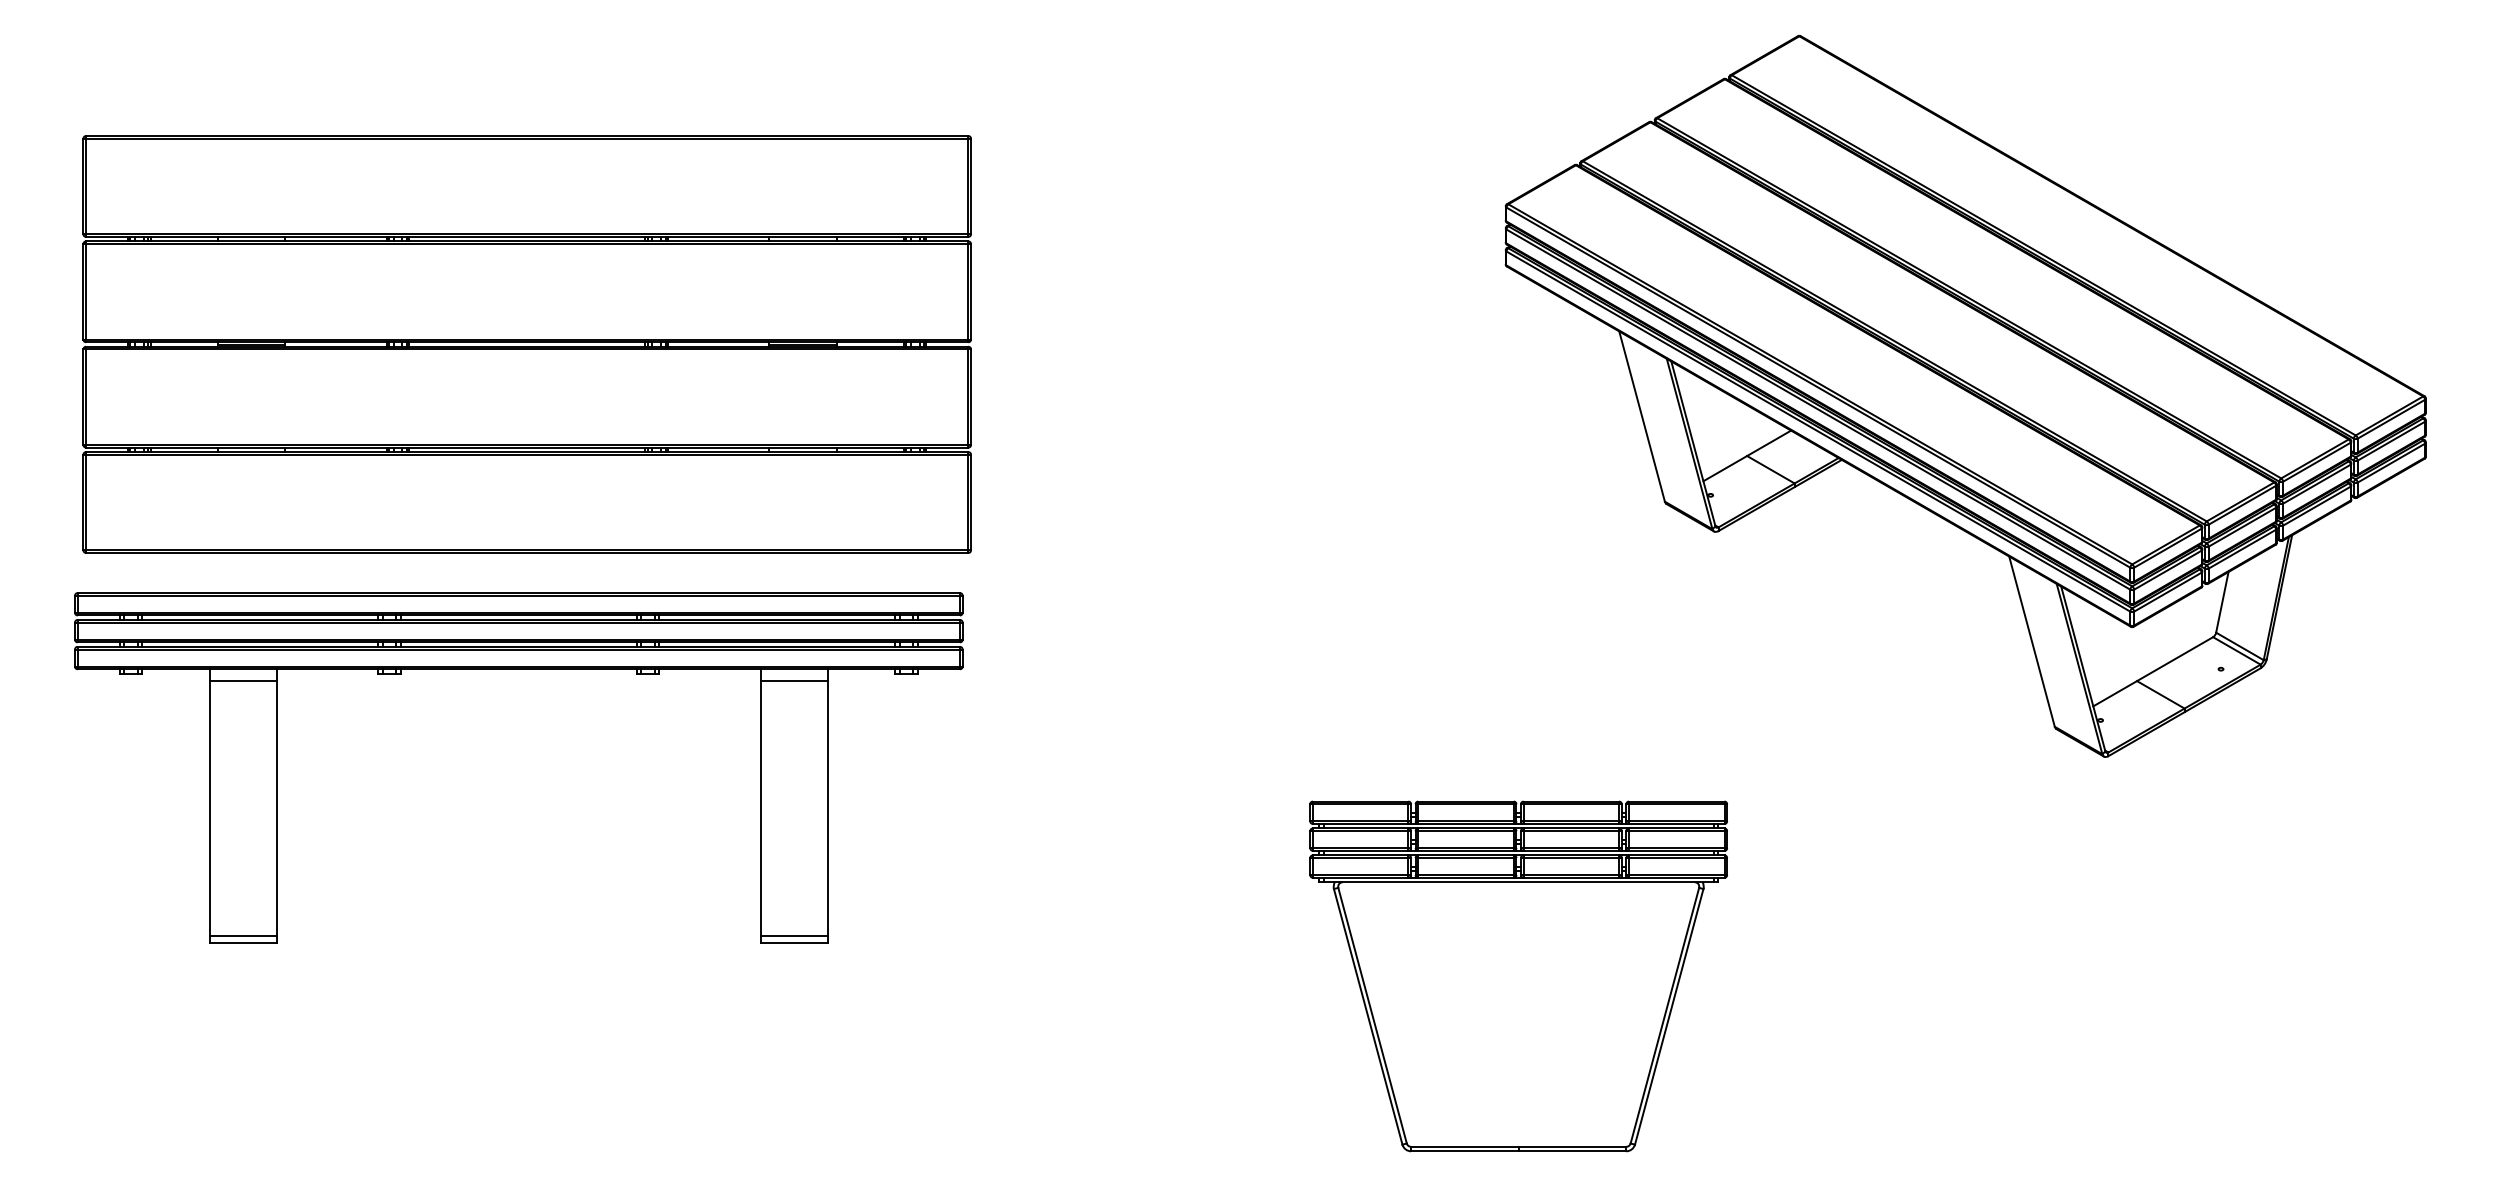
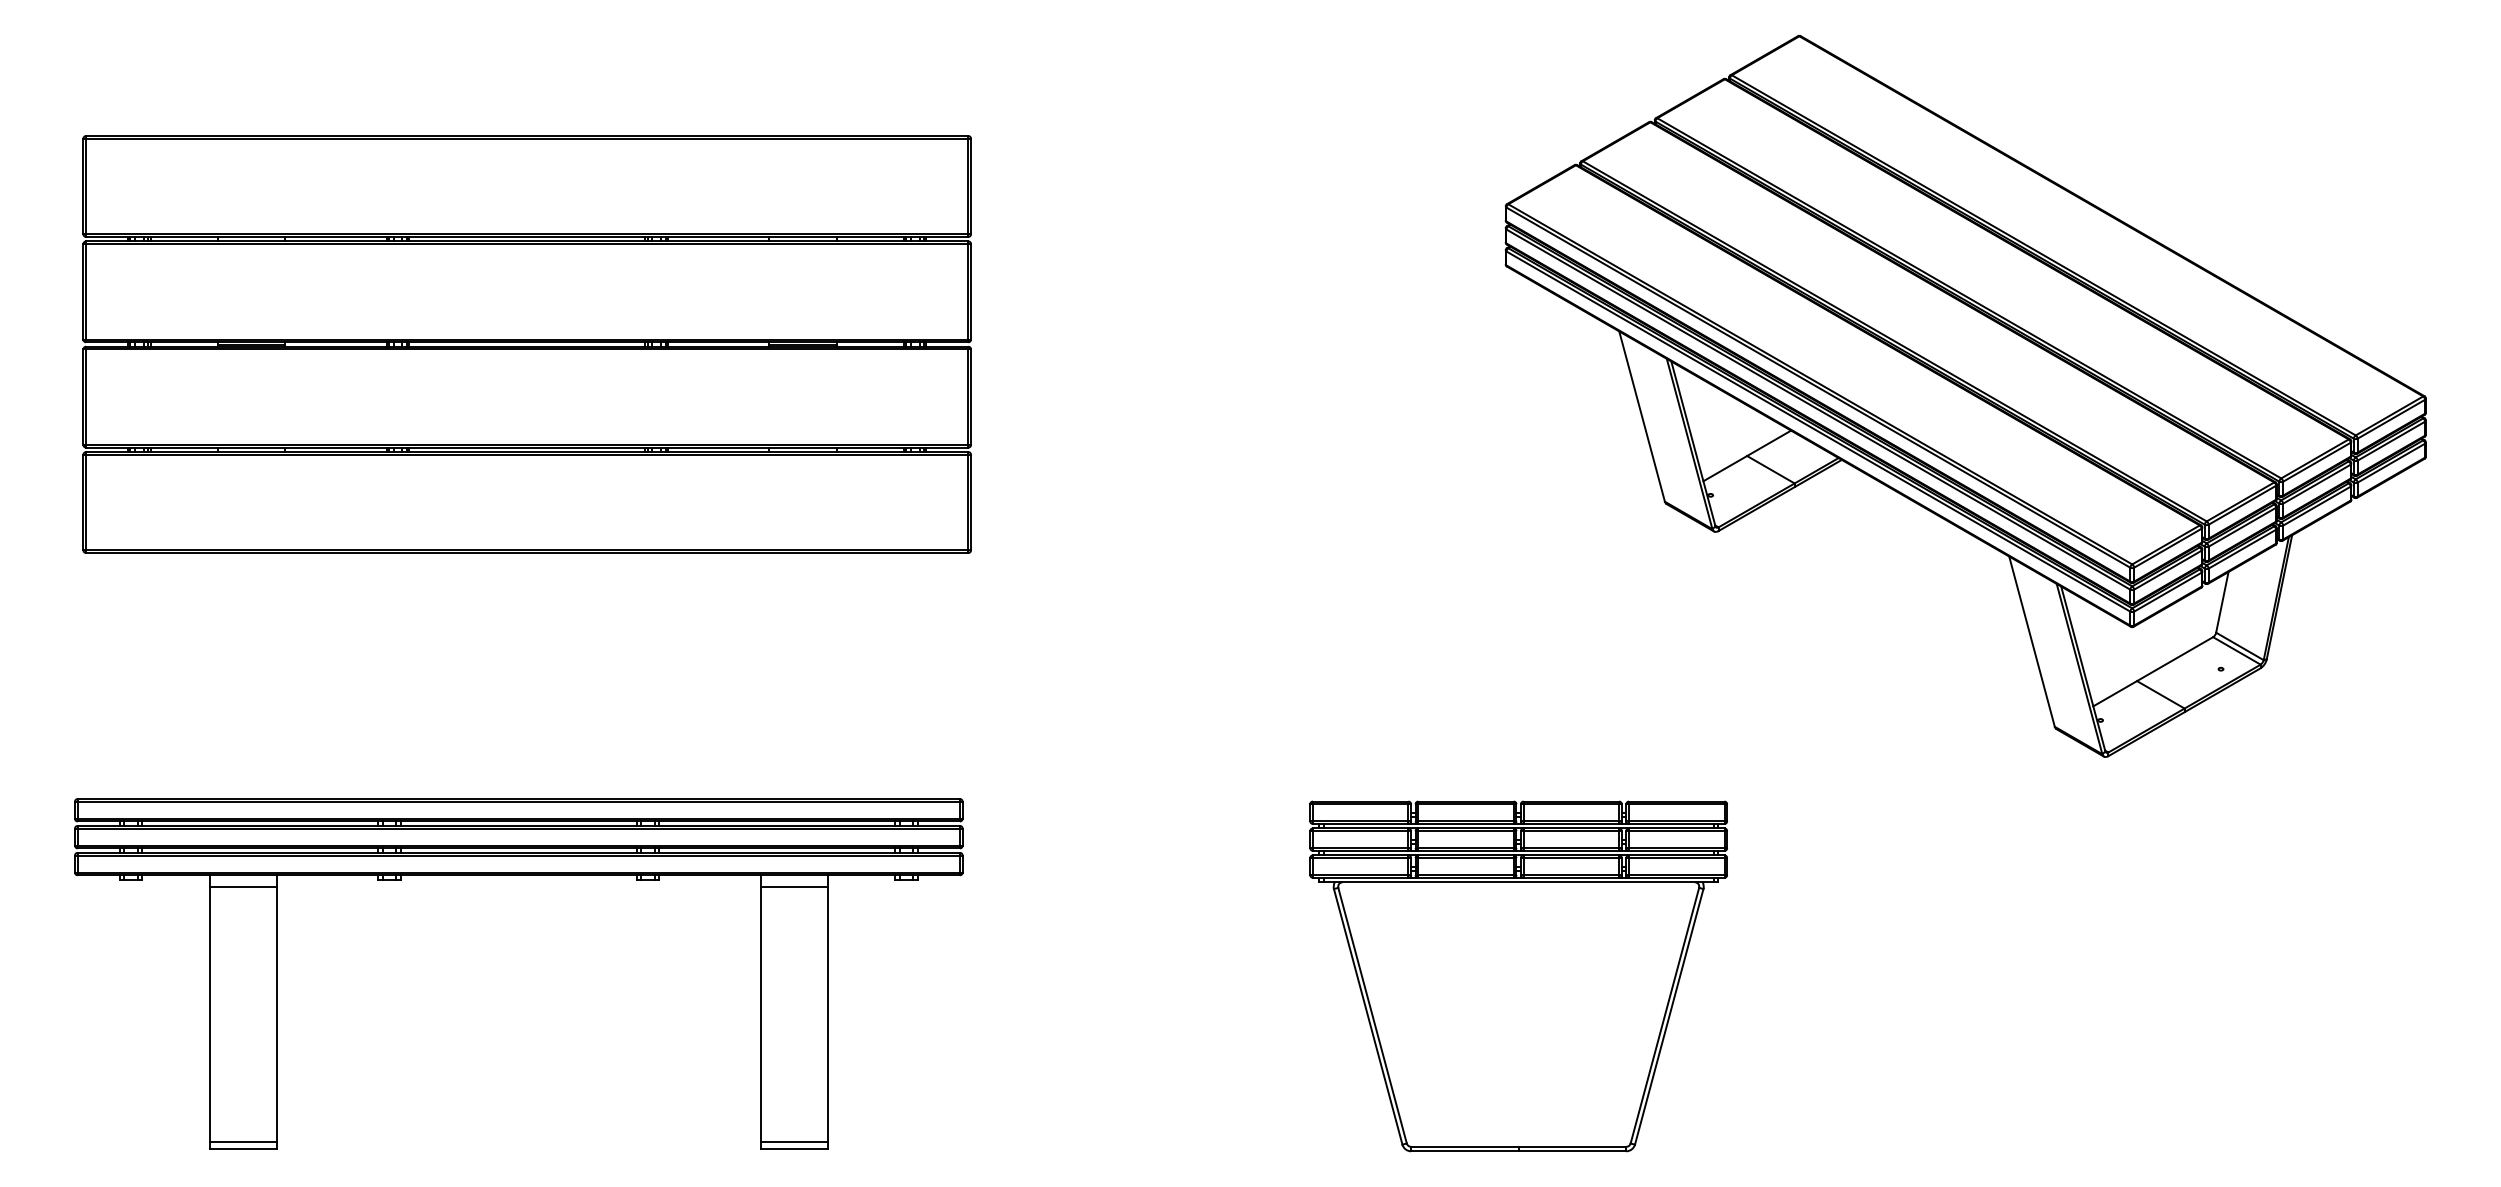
part position: (518, 669) -> (518, 875) (518, 875)
